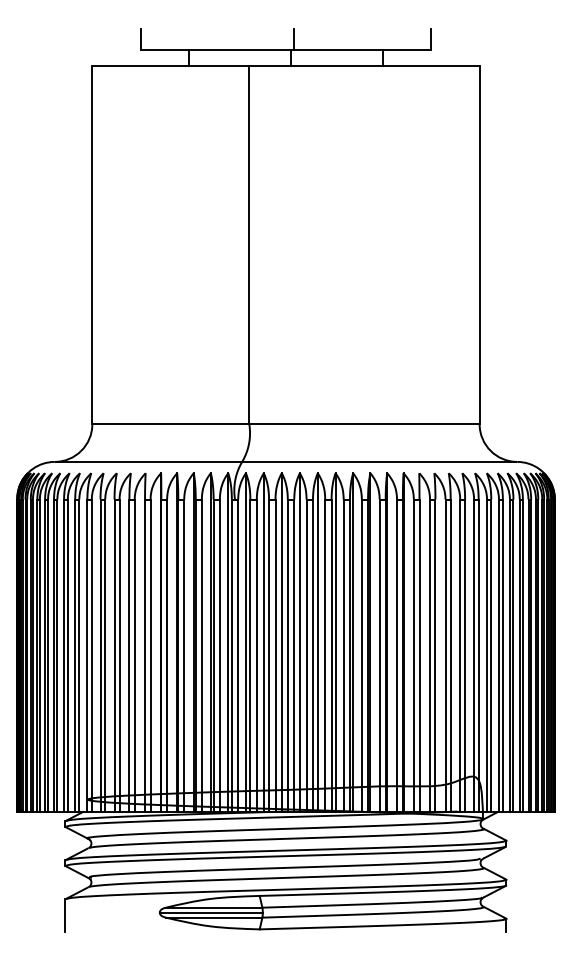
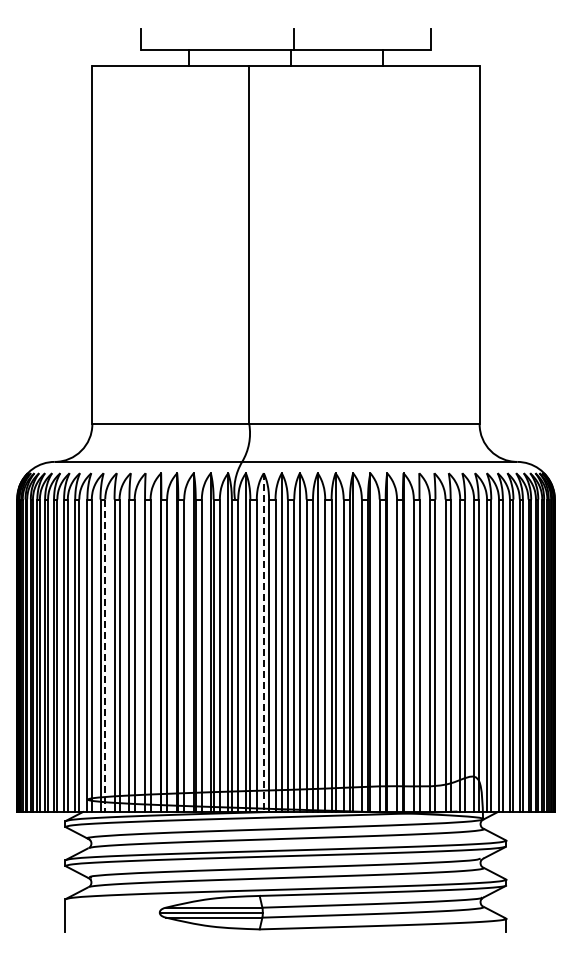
line: solid -> dashed (263, 642)
line: solid -> dashed (105, 655)
